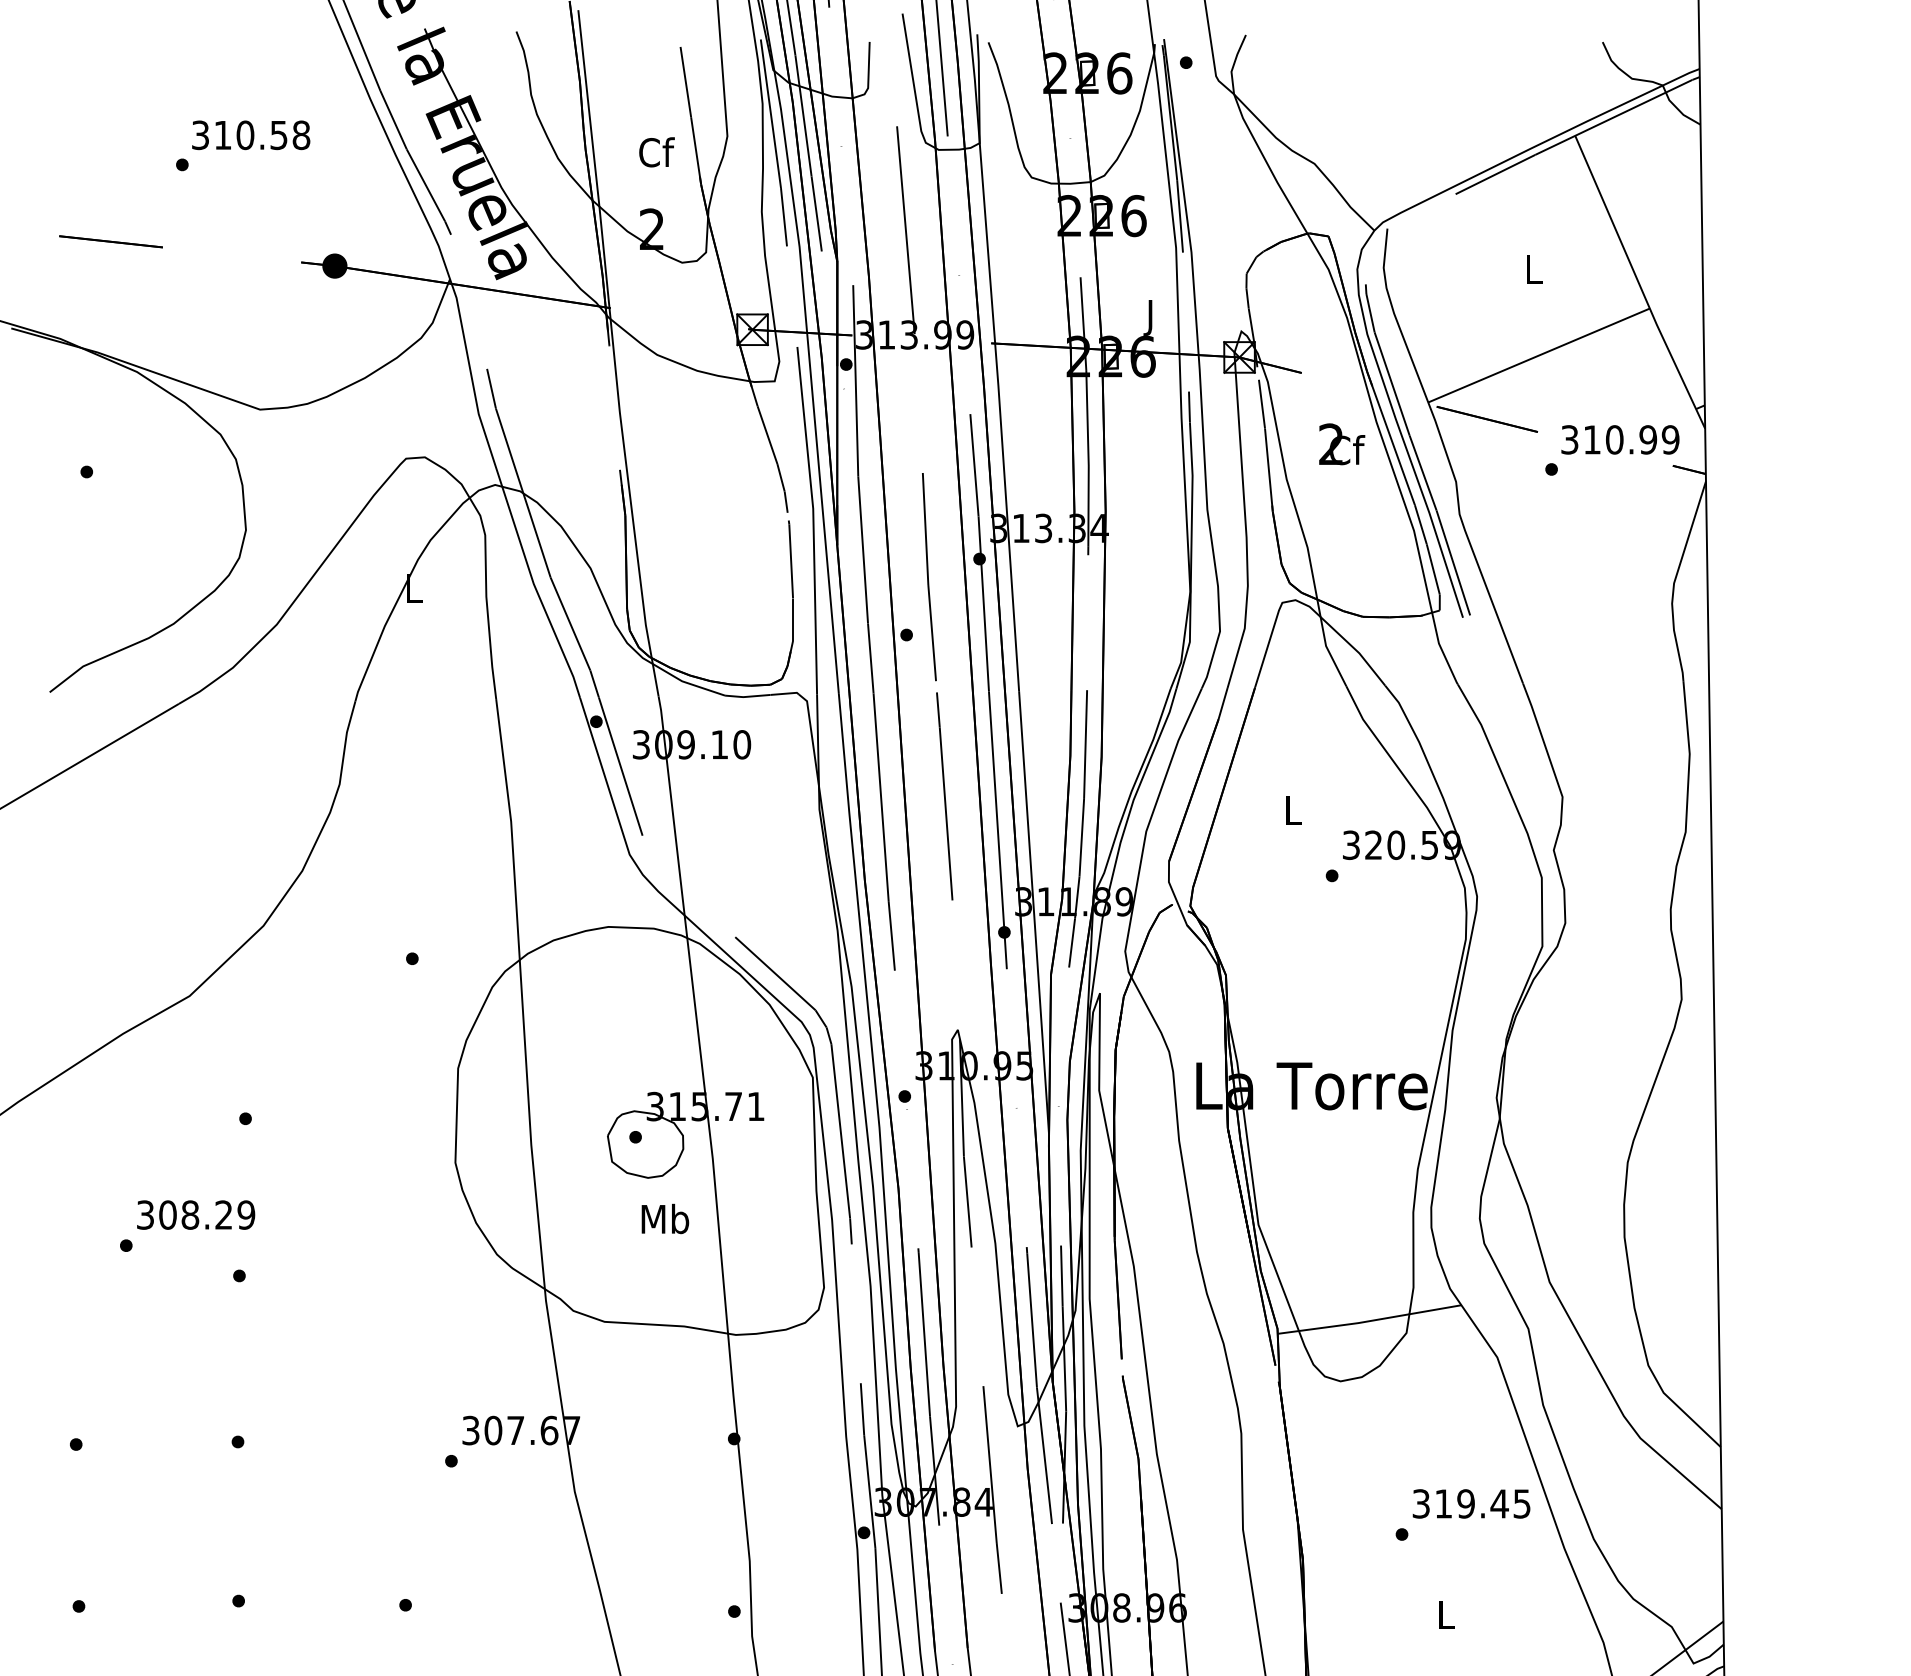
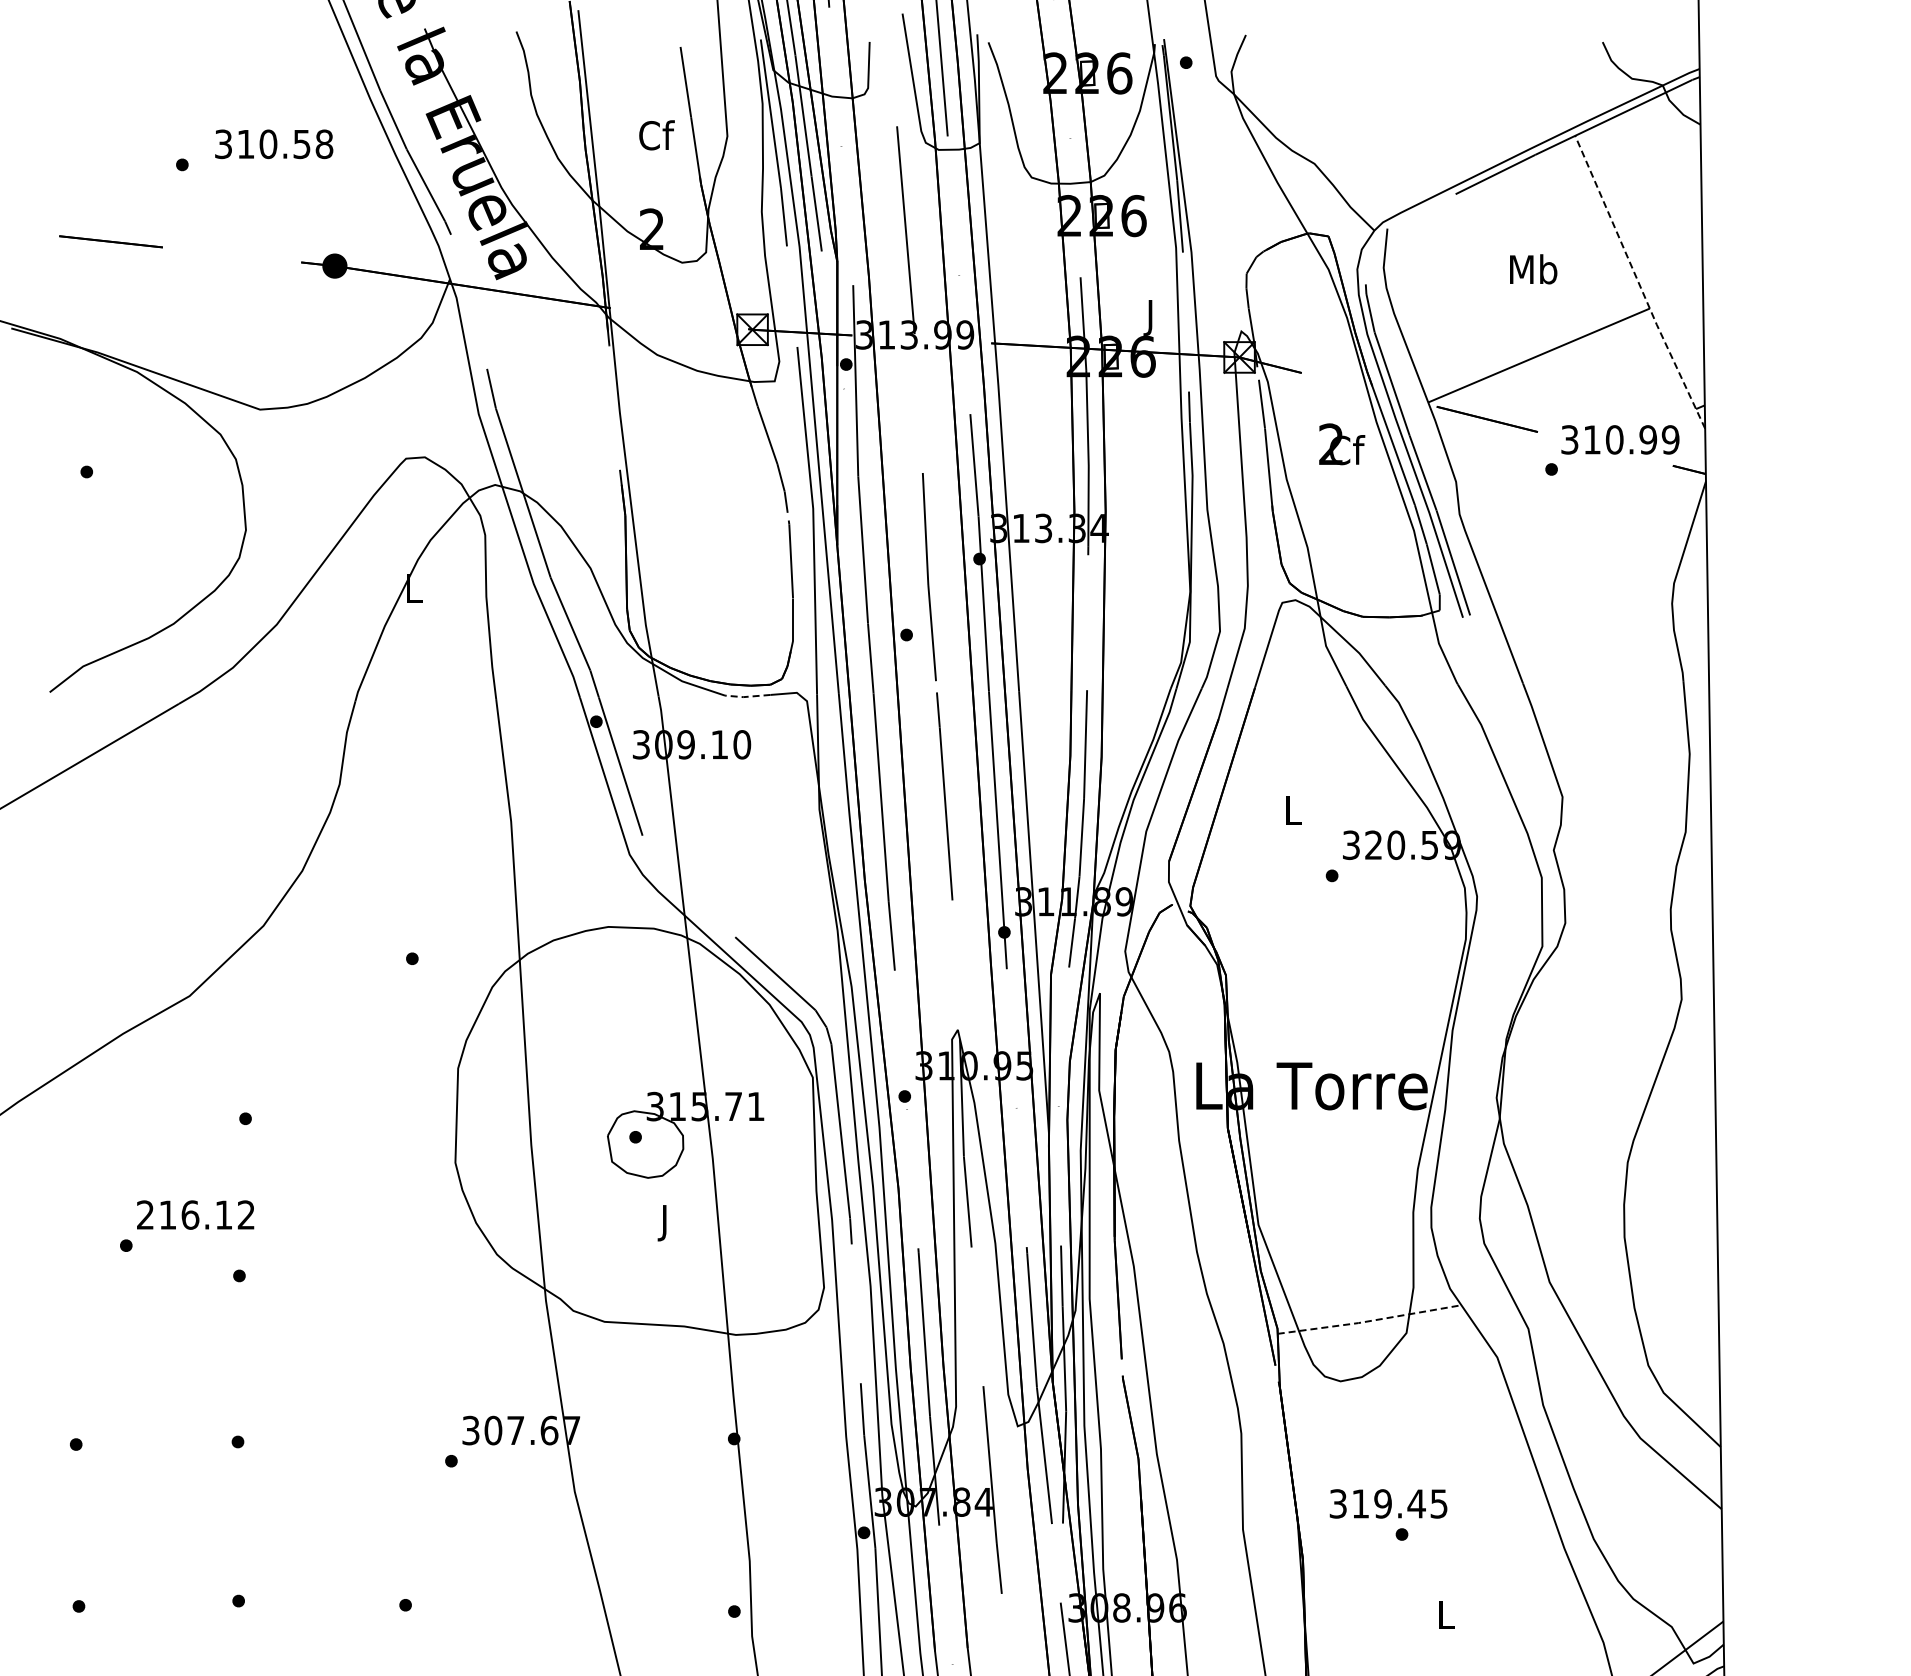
text position: (251, 135) -> (274, 144) (274, 144)
text position: (656, 152) -> (656, 135) (656, 135)
text: L -> Mb (1533, 269)
line: solid -> dashed (1639, 283)
line: solid -> dashed (747, 696)
text: 308.29 -> 216.12 (196, 1214)
text: Mb -> J (665, 1222)
line: solid -> dashed (1369, 1321)
text position: (1471, 1503) -> (1388, 1503) (1388, 1503)
